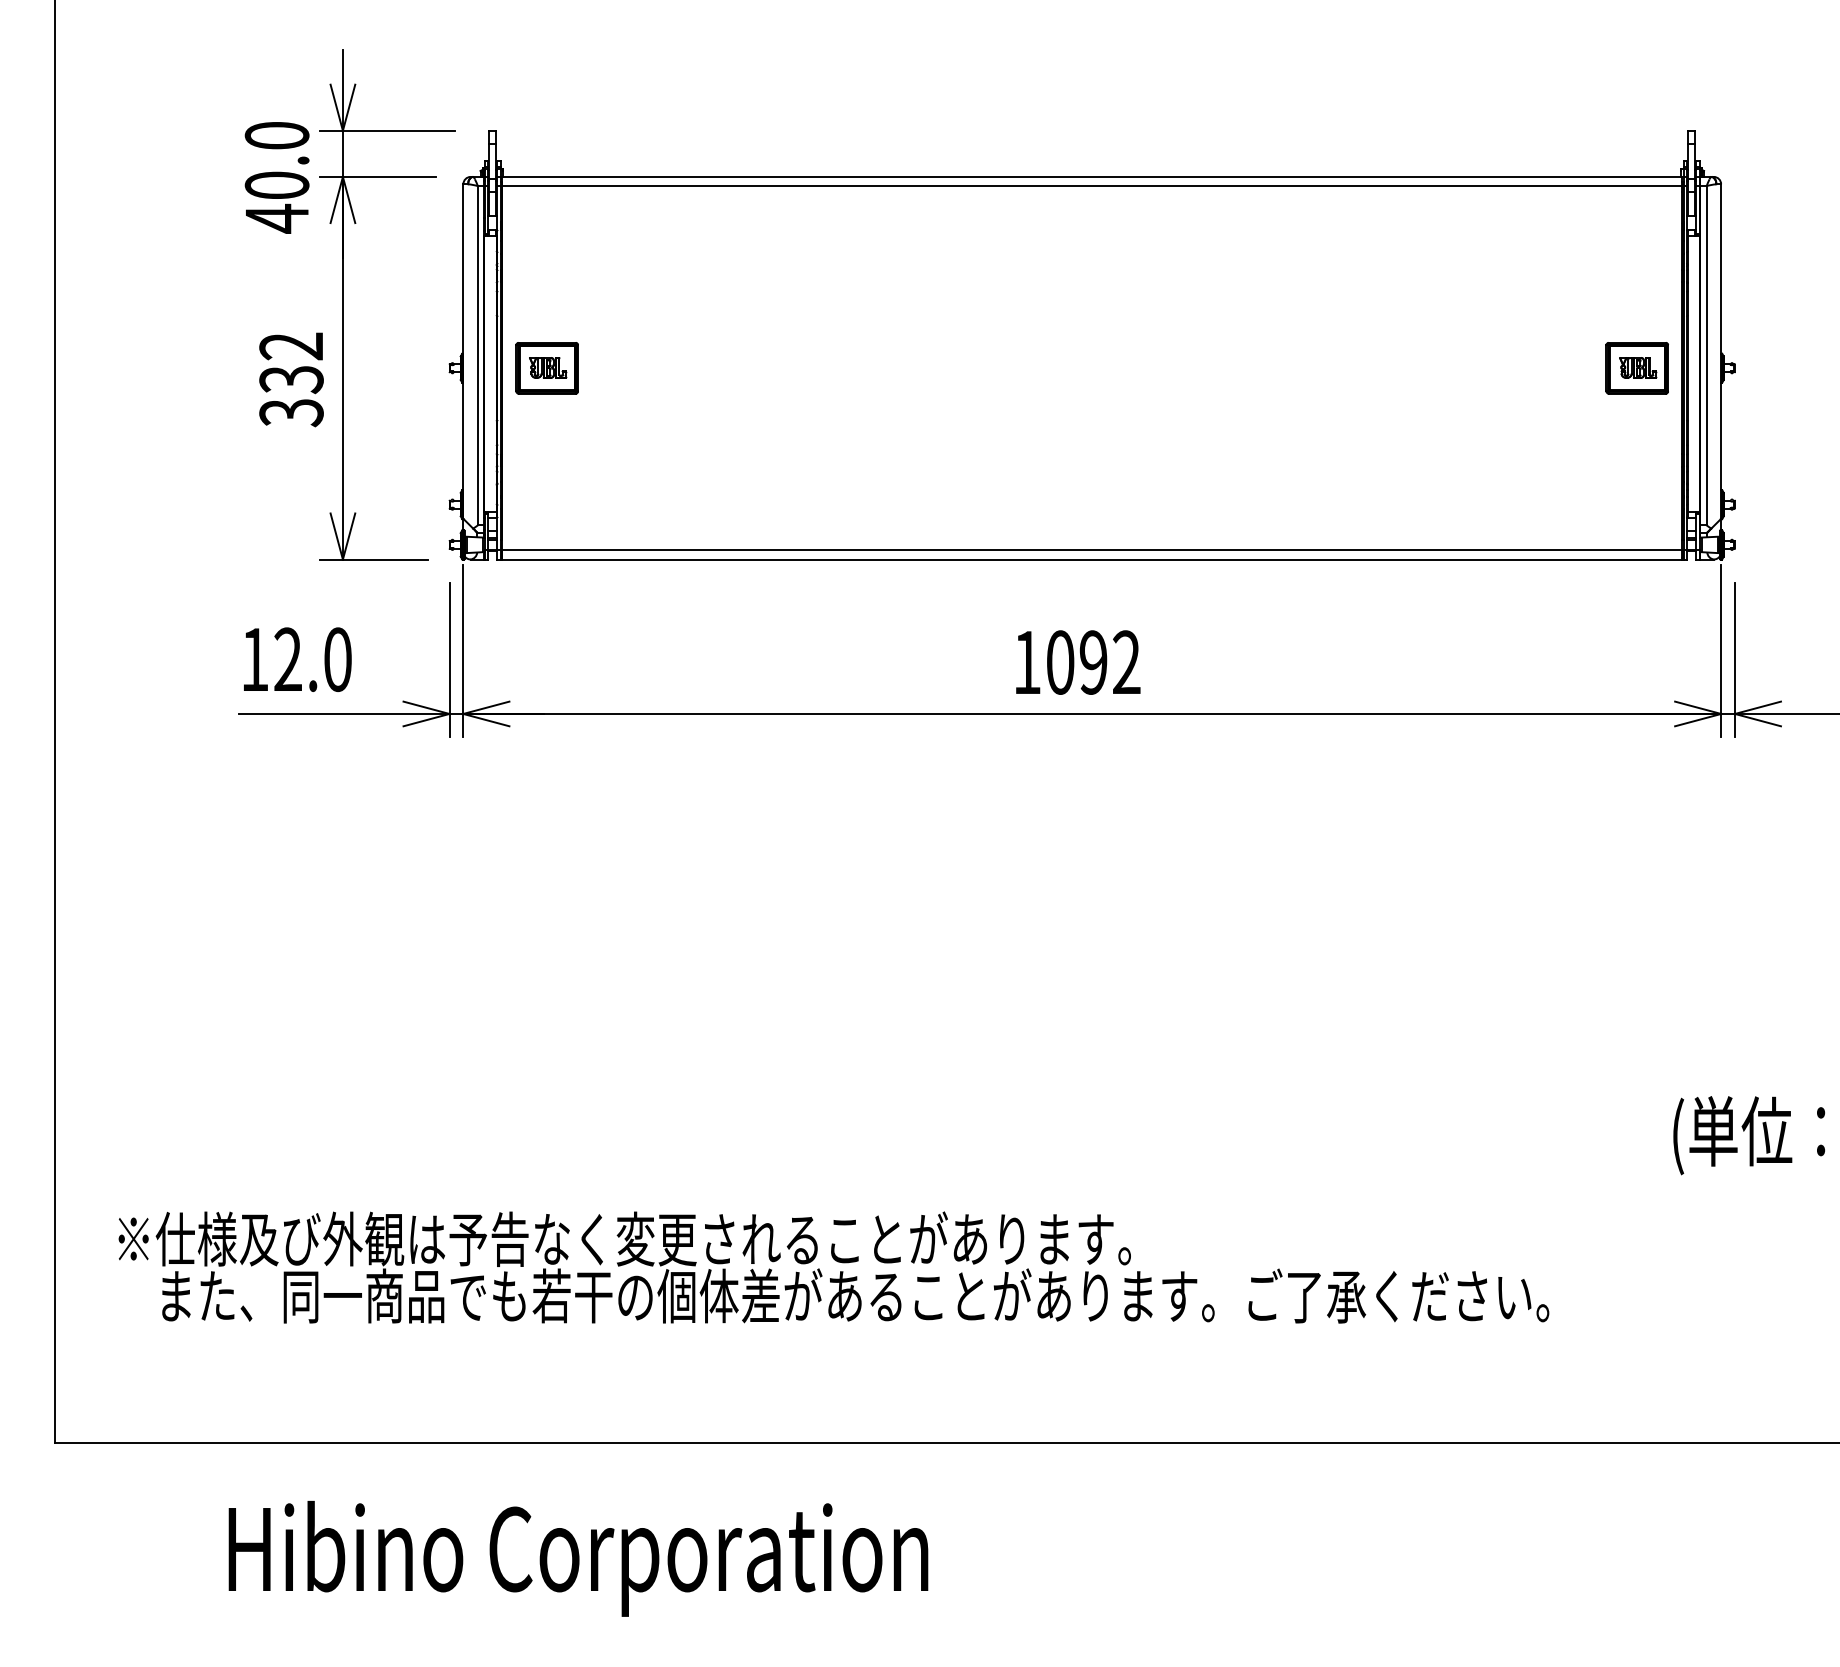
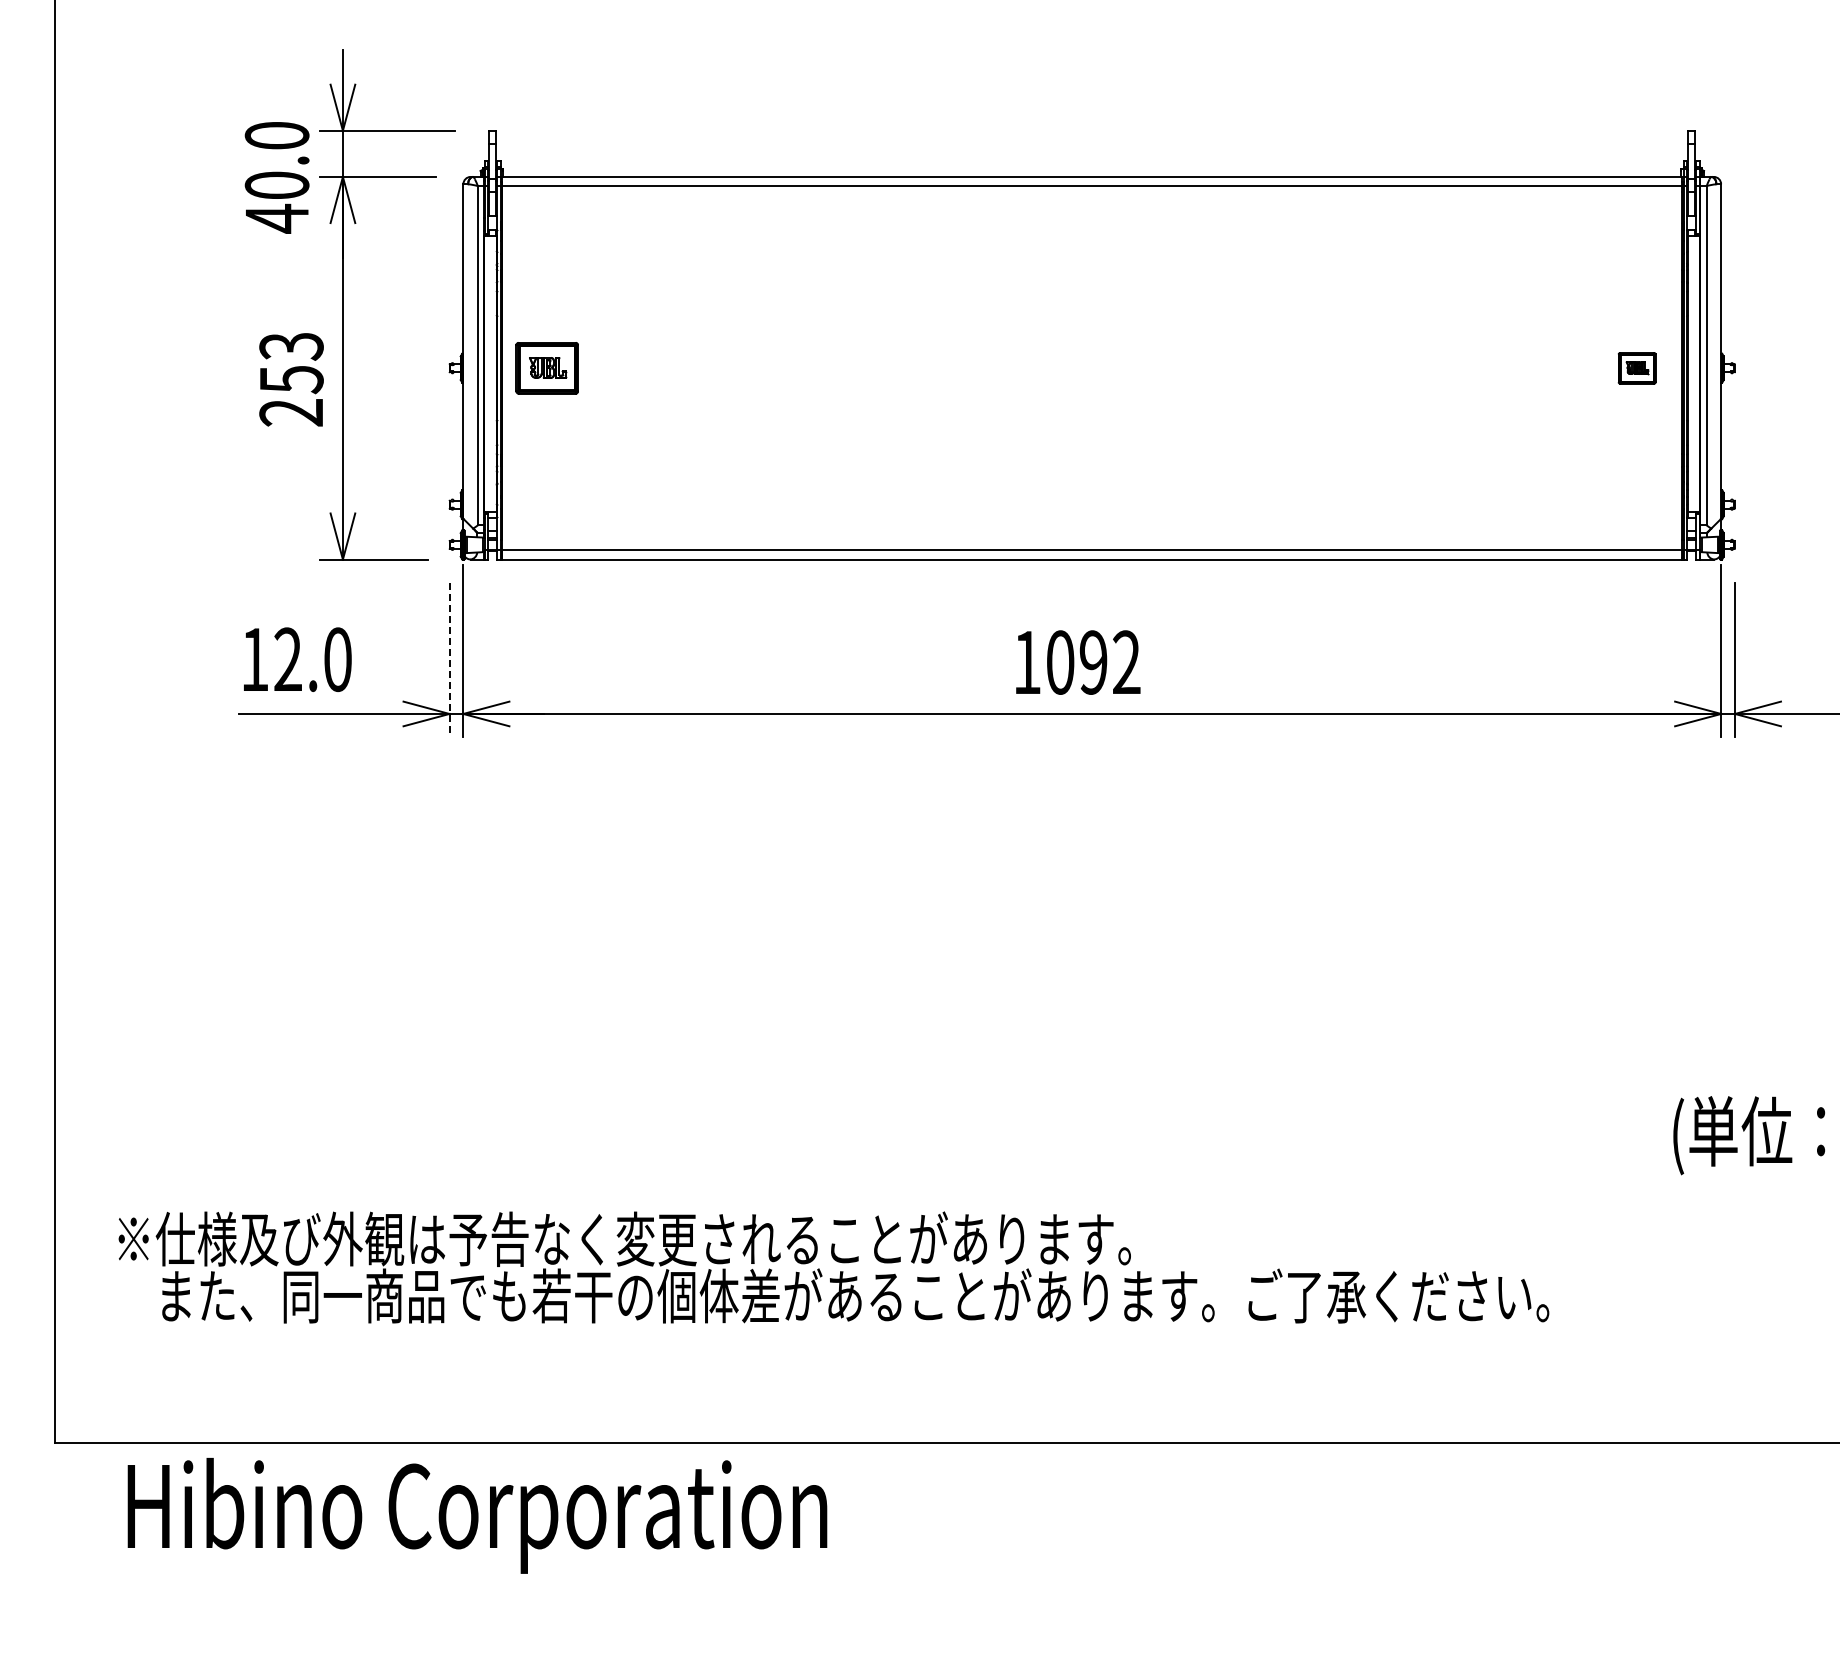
part size: 64x53 px -> 40x33 px (1636, 368)
text: 332 -> 253 (291, 379)
line: solid -> dashed (449, 660)
text position: (578, 1558) -> (477, 1515) (477, 1515)
